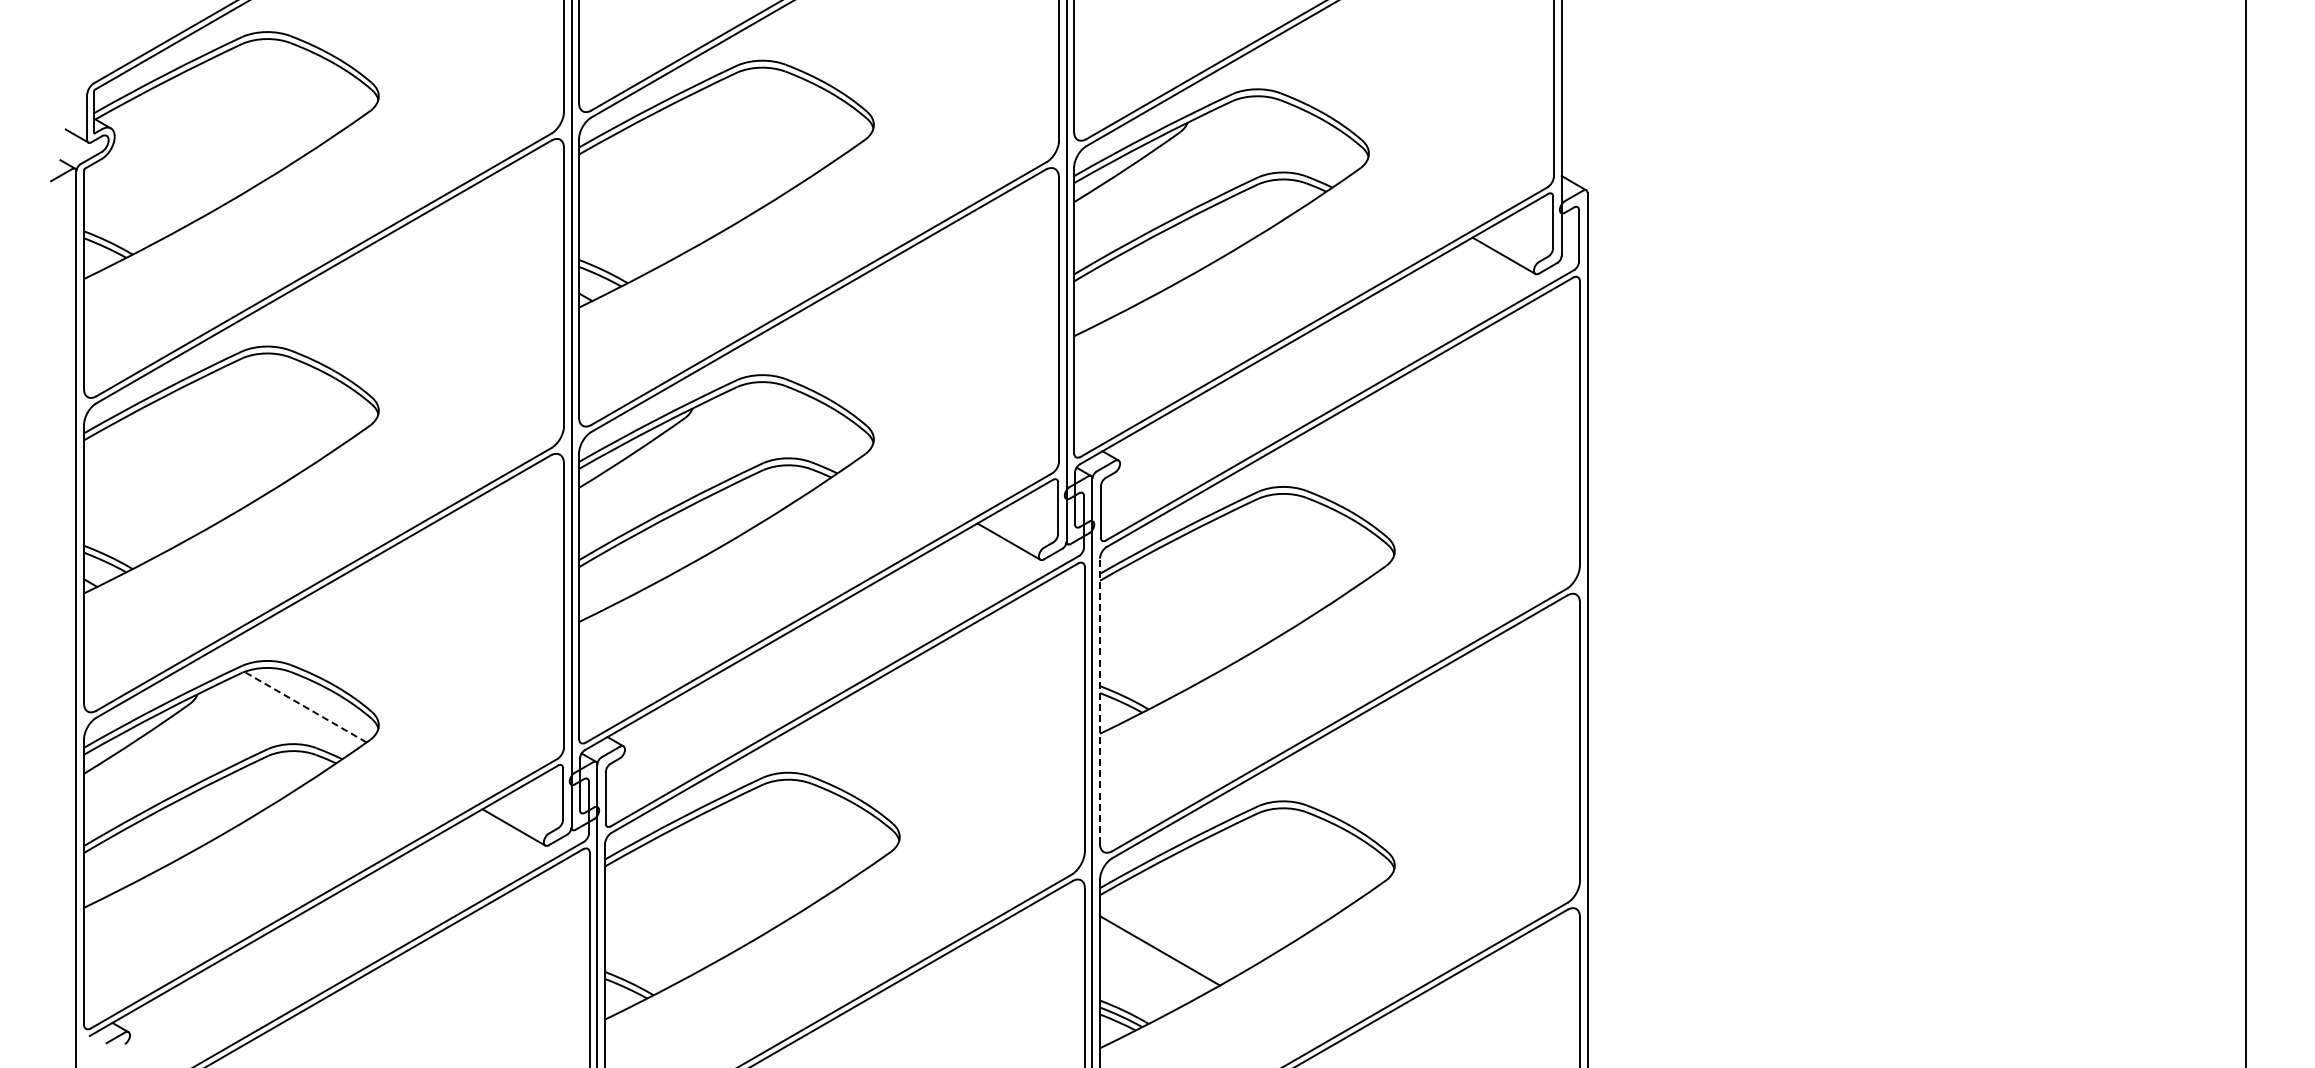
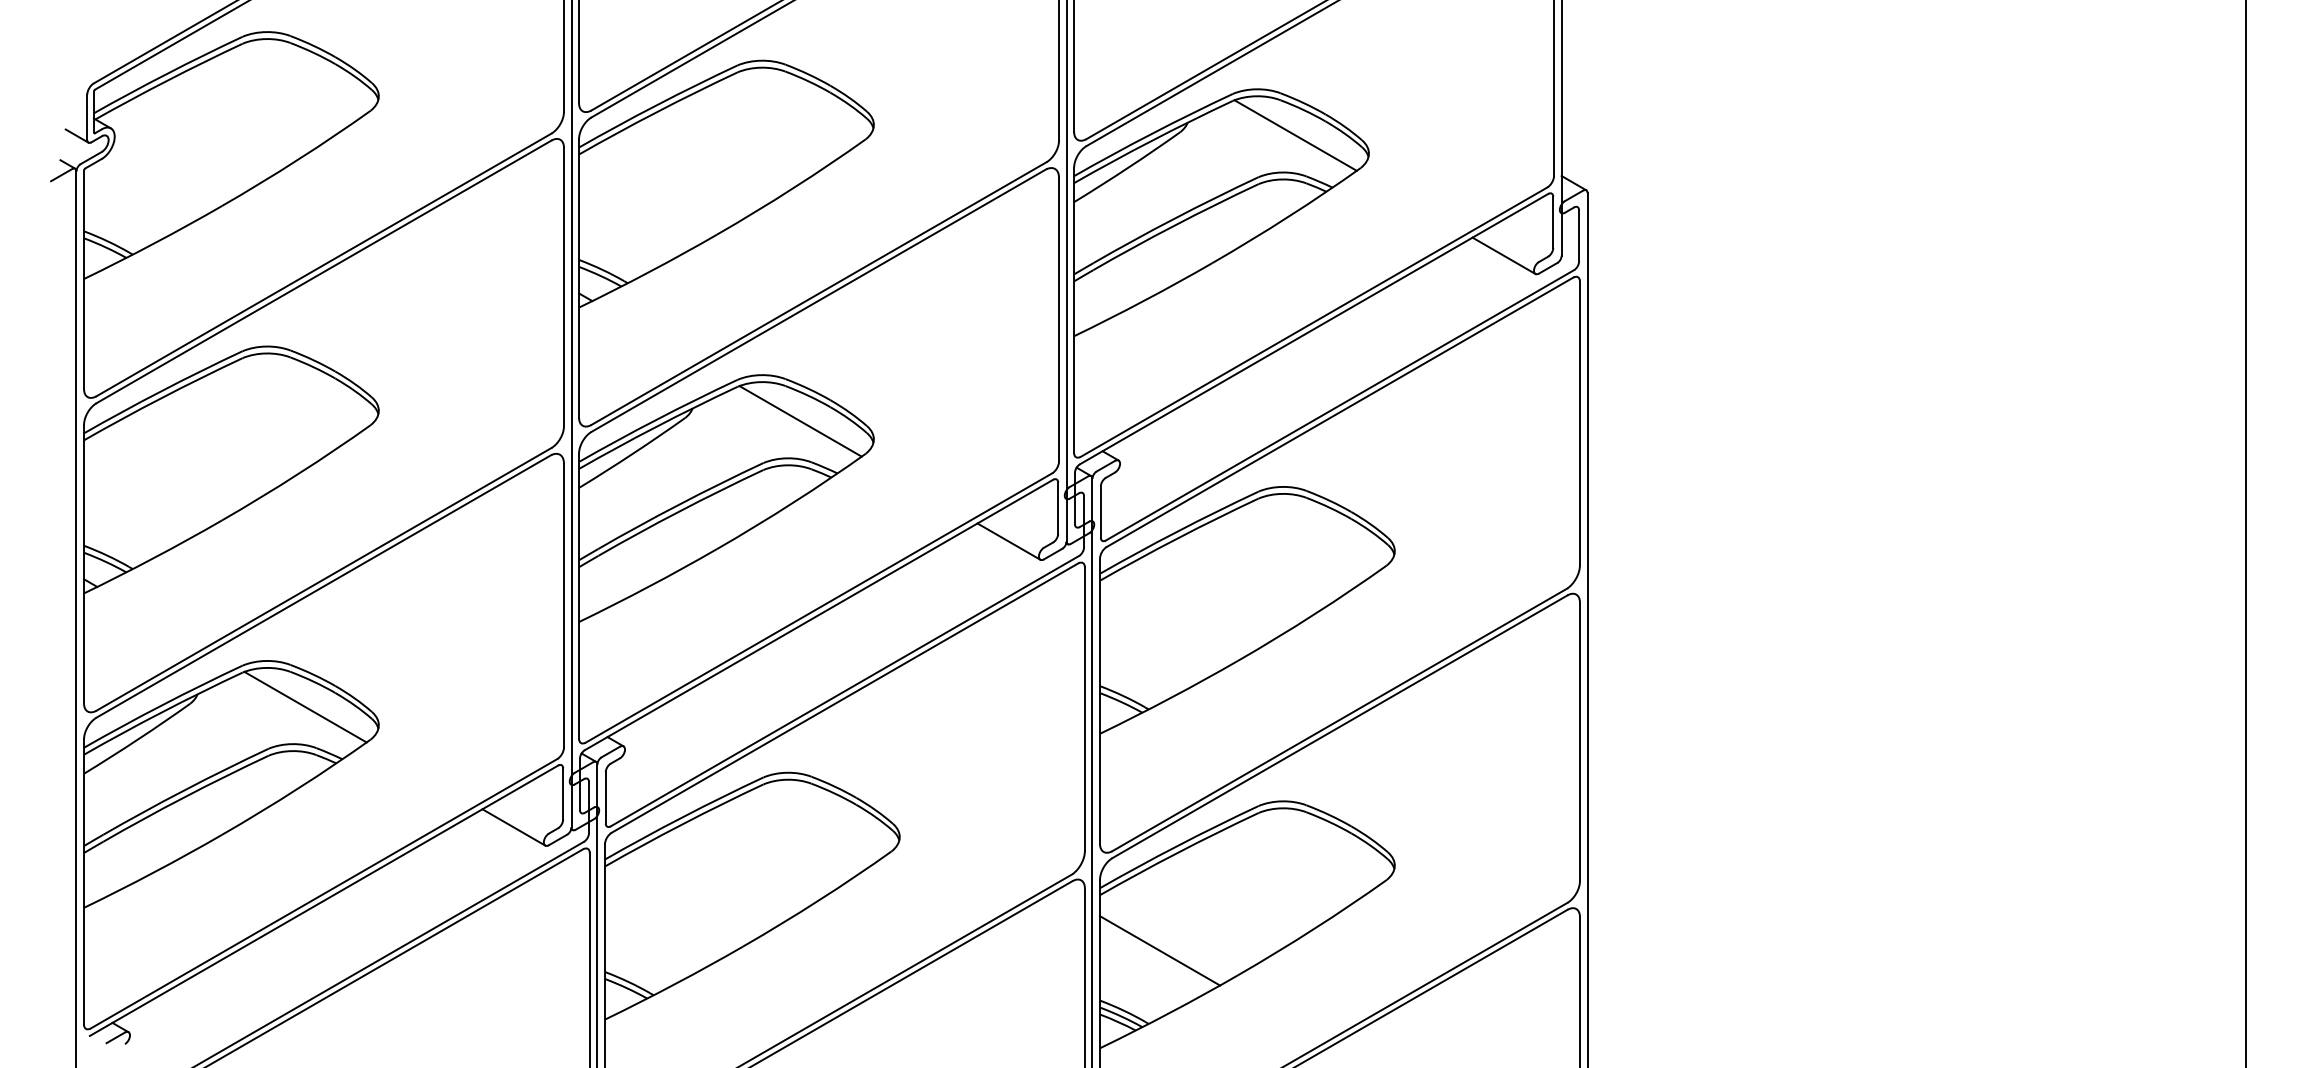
line: none -> present (1295, 135)
line: none -> present (800, 421)
line: dashed -> solid (1099, 701)
line: dashed -> solid (305, 707)
